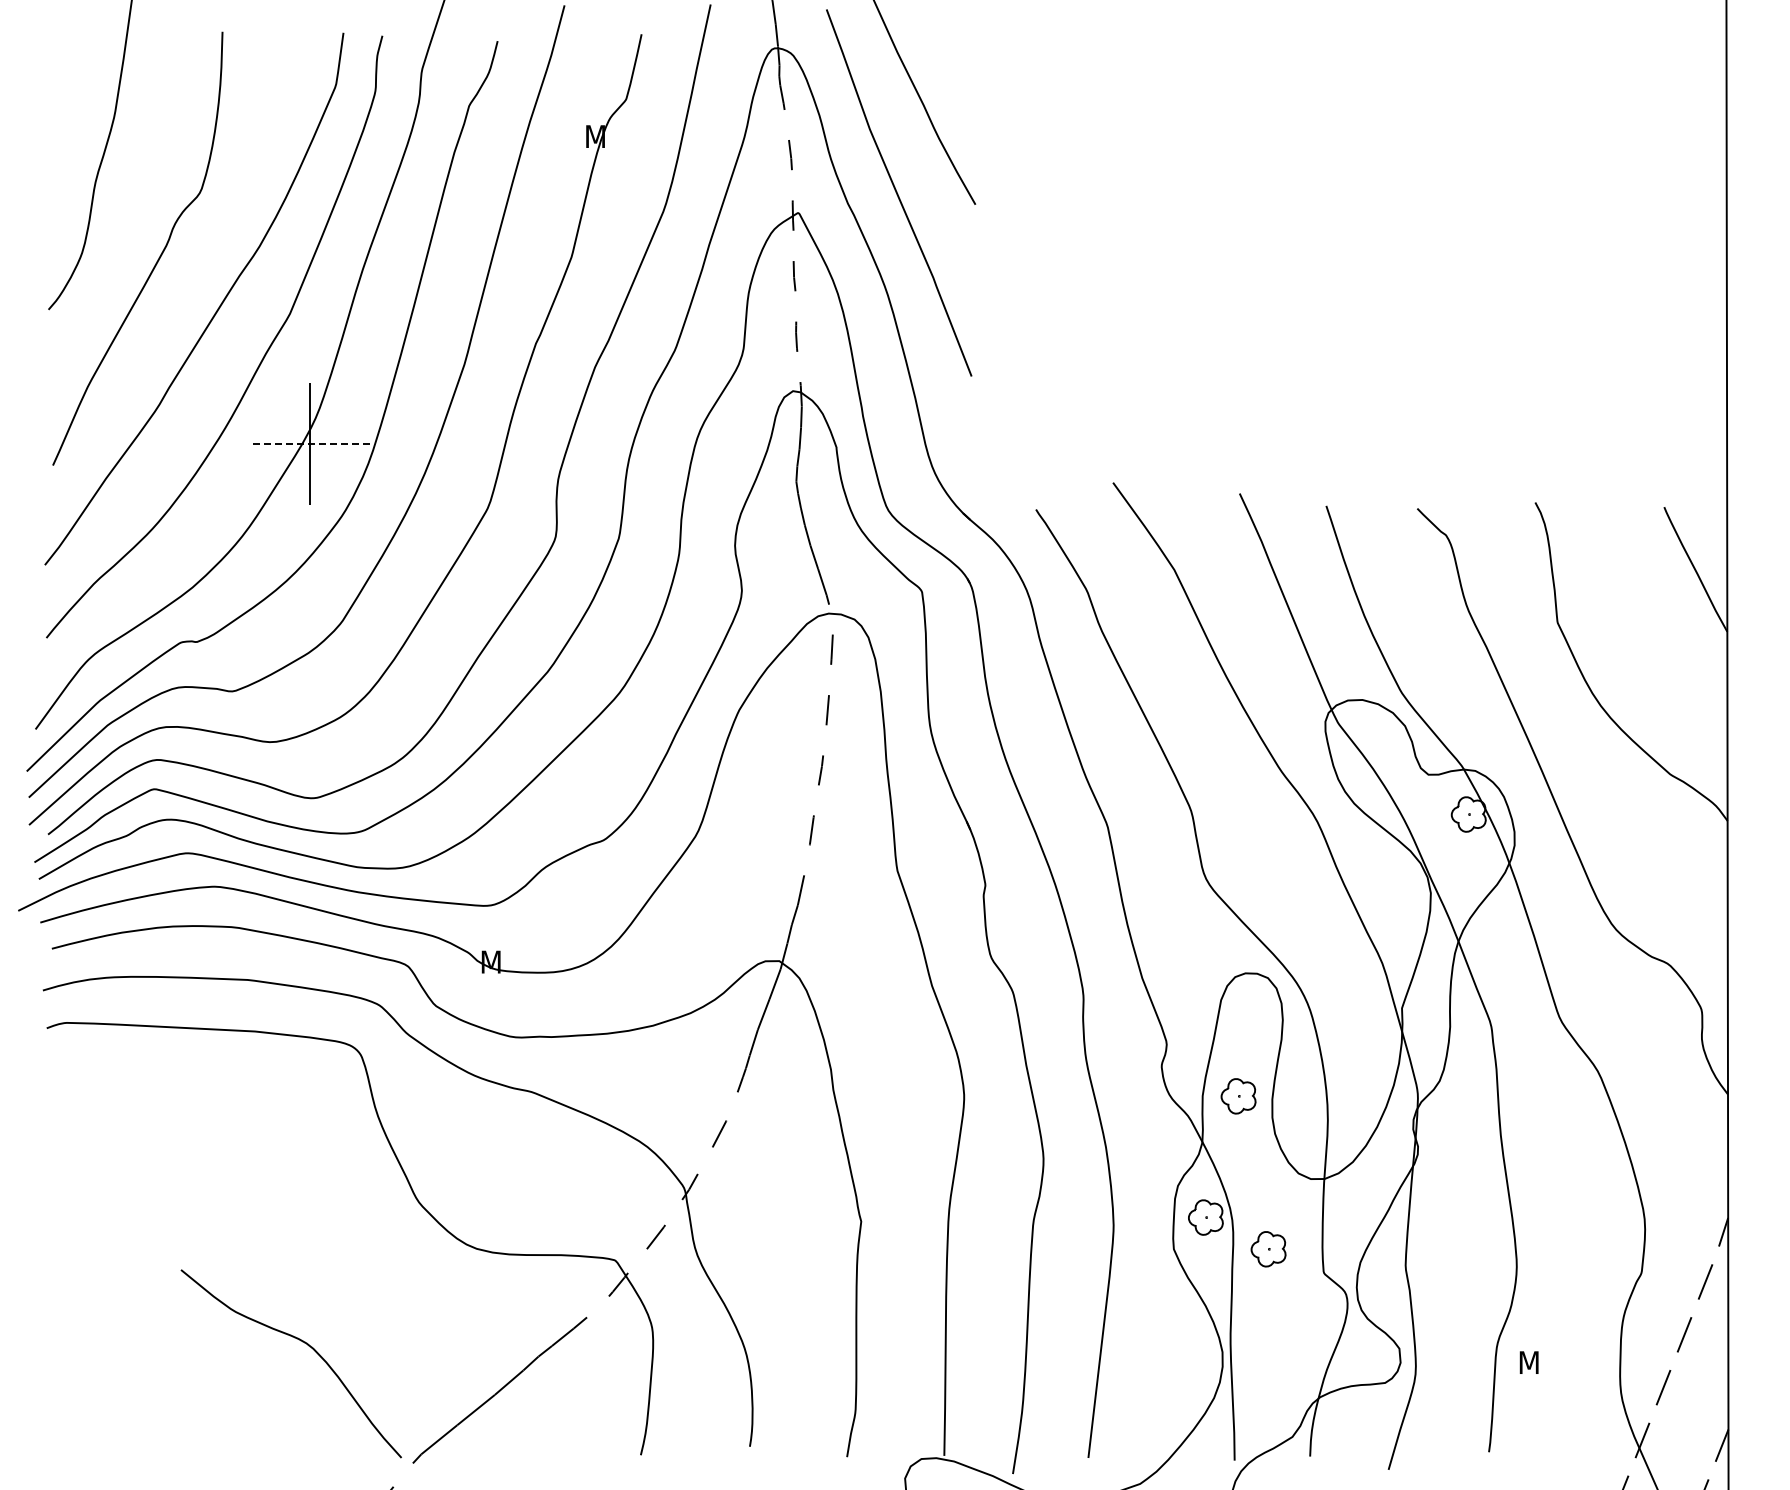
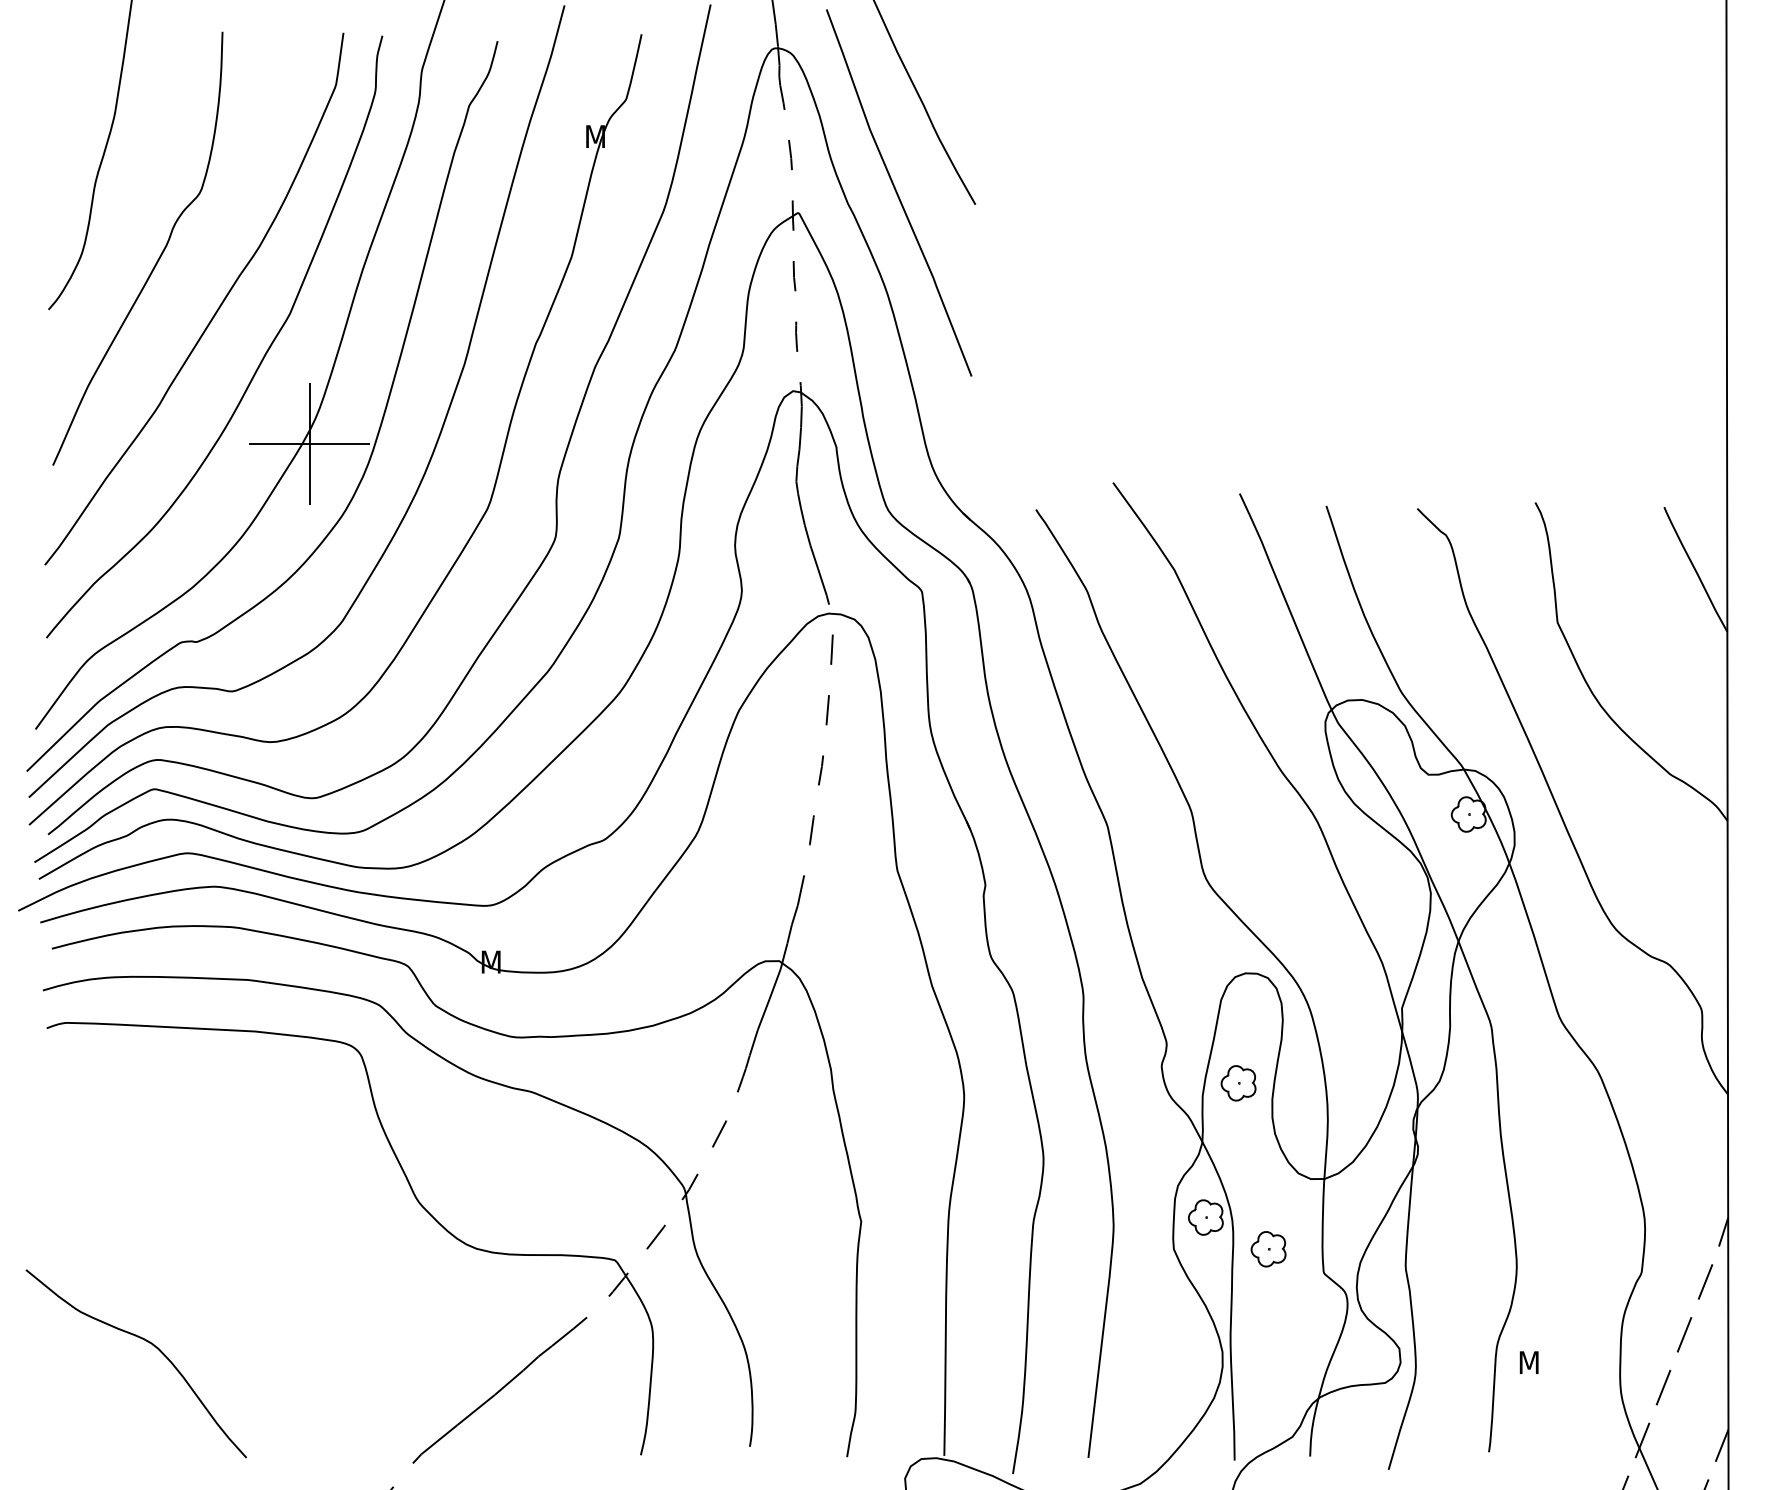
line: dashed -> solid (309, 444)
part position: (1238, 1096) -> (1238, 1083) (1238, 1083)
curve position: (300, 1341) -> (145, 1341) (145, 1341)
